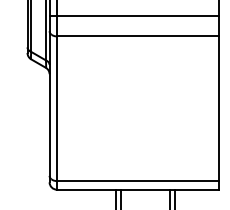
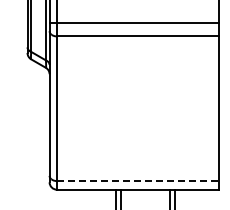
line position: (133, 15) -> (133, 22) (133, 22)
line: solid -> dashed (137, 181)
